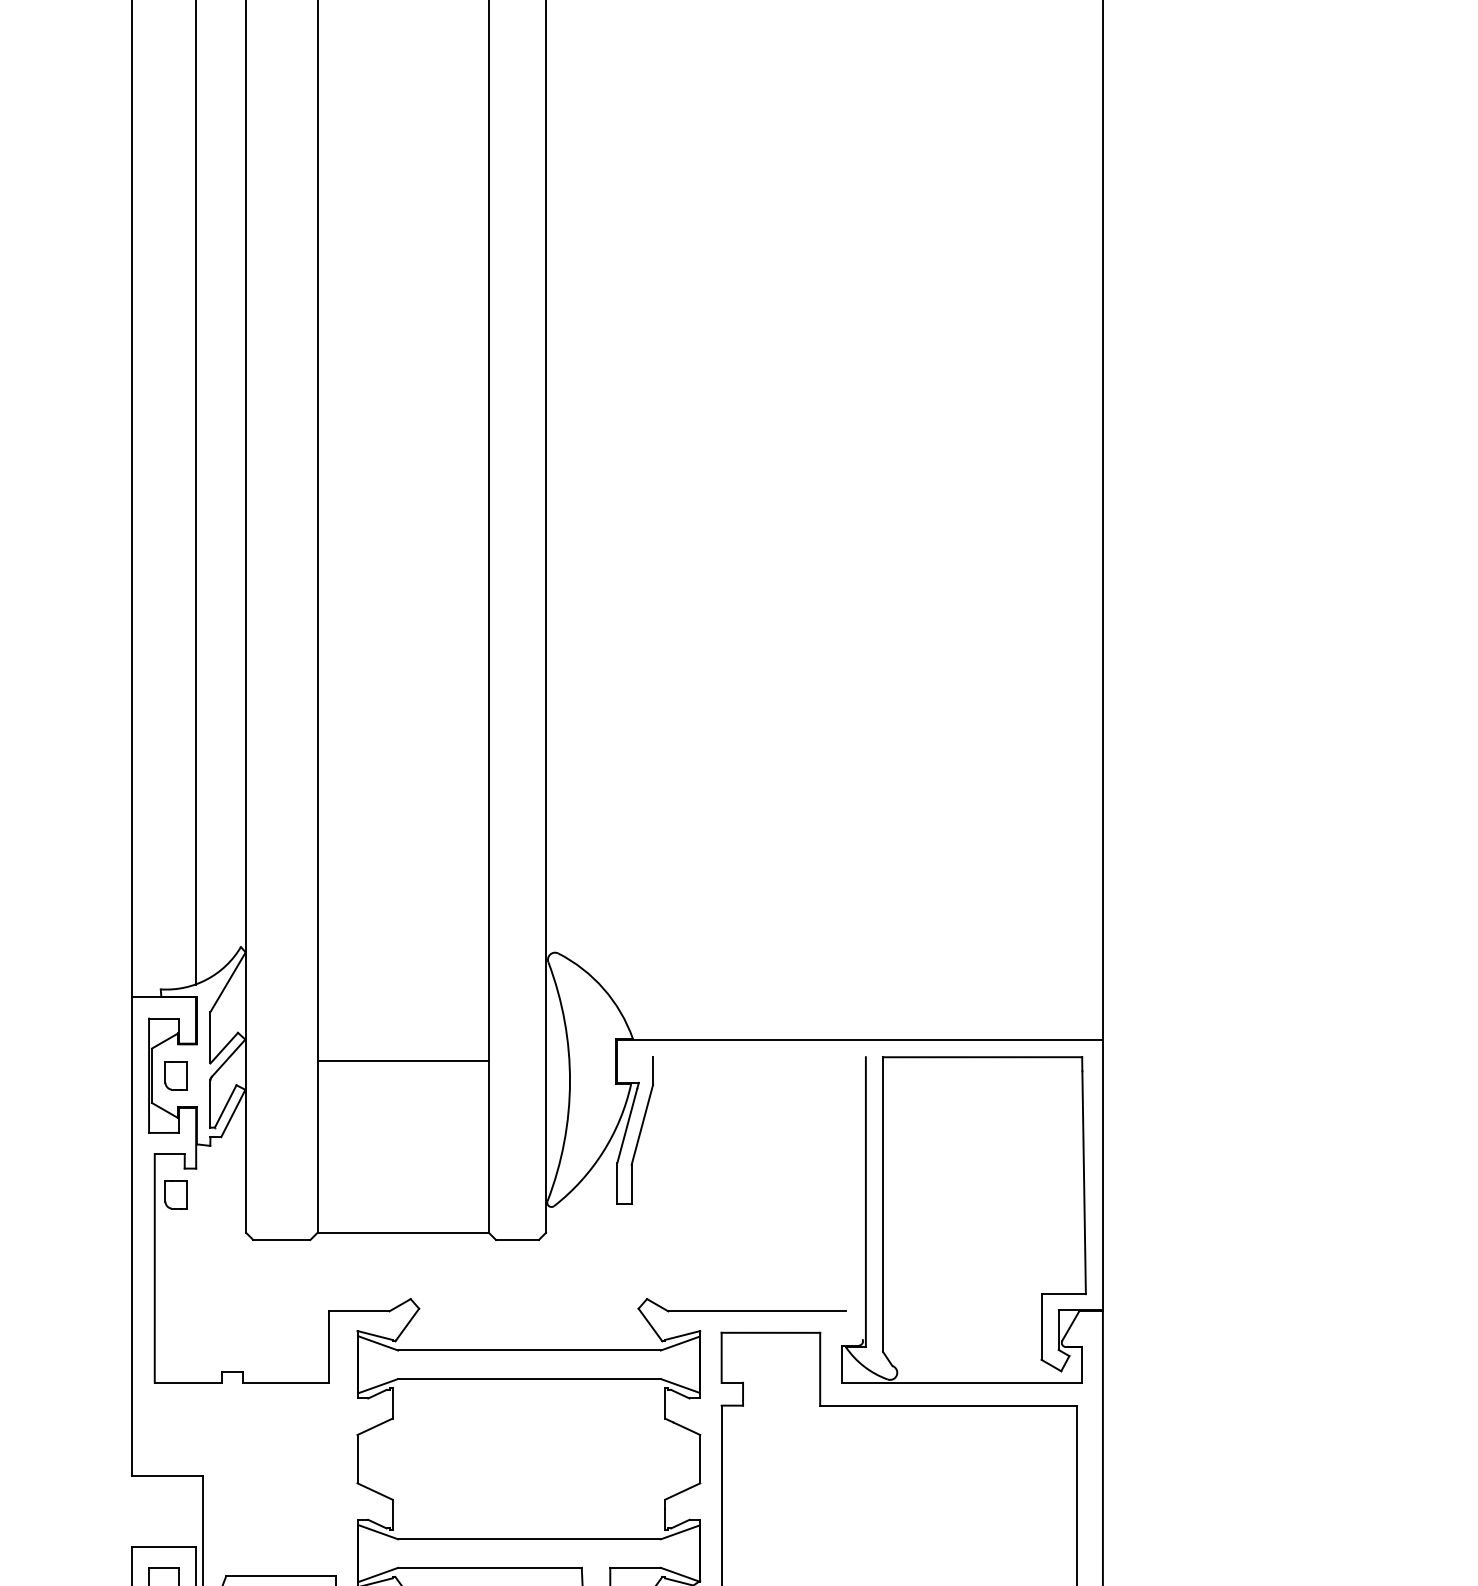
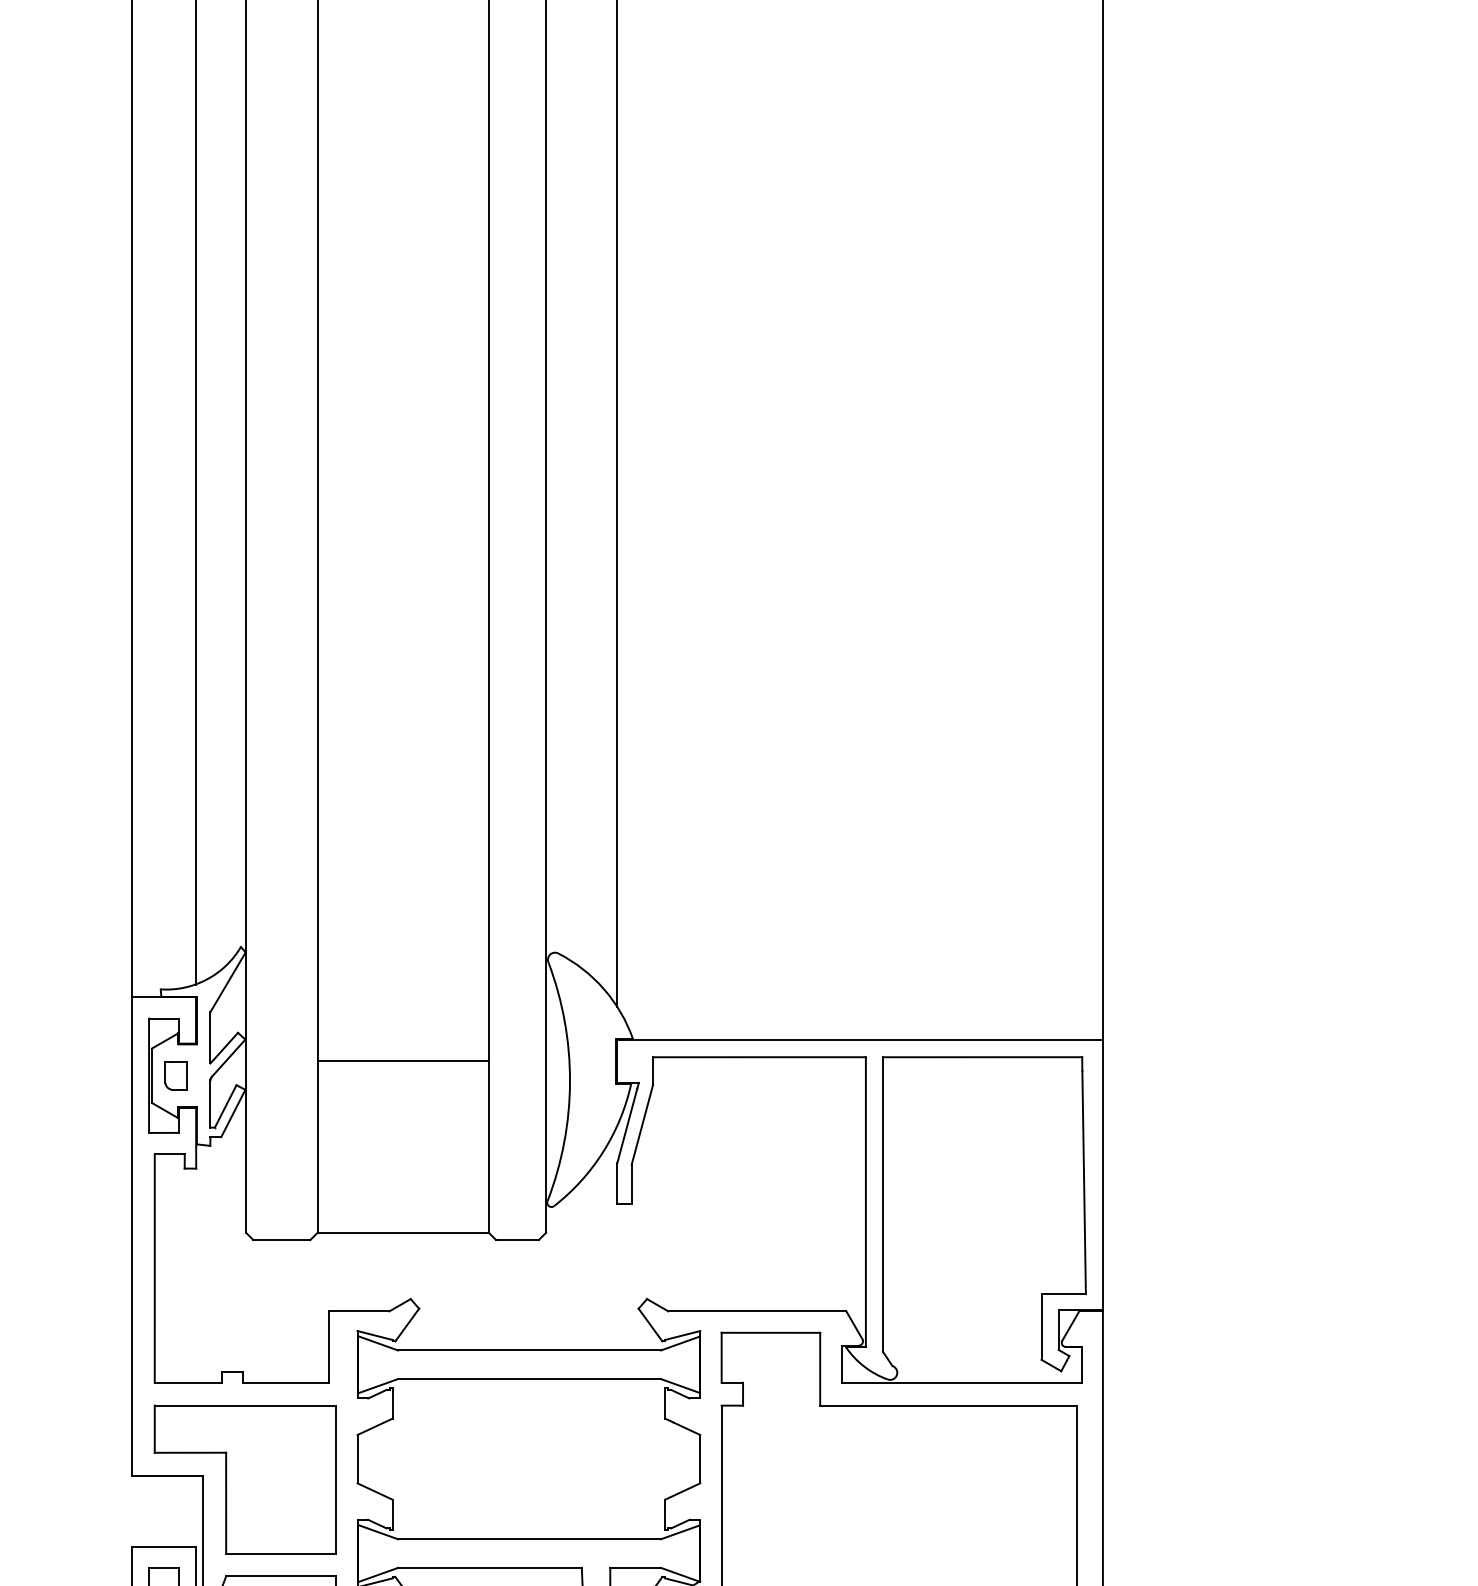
line: none -> present (617, 504)
line: none -> present (759, 1057)
part: present -> none (175, 1194)
line: none -> present (854, 1325)
part: none -> present (244, 1479)
